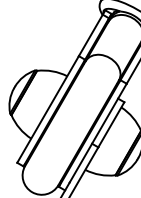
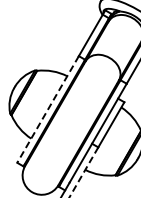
line: solid -> dashed (48, 109)
line: solid -> dashed (83, 172)
